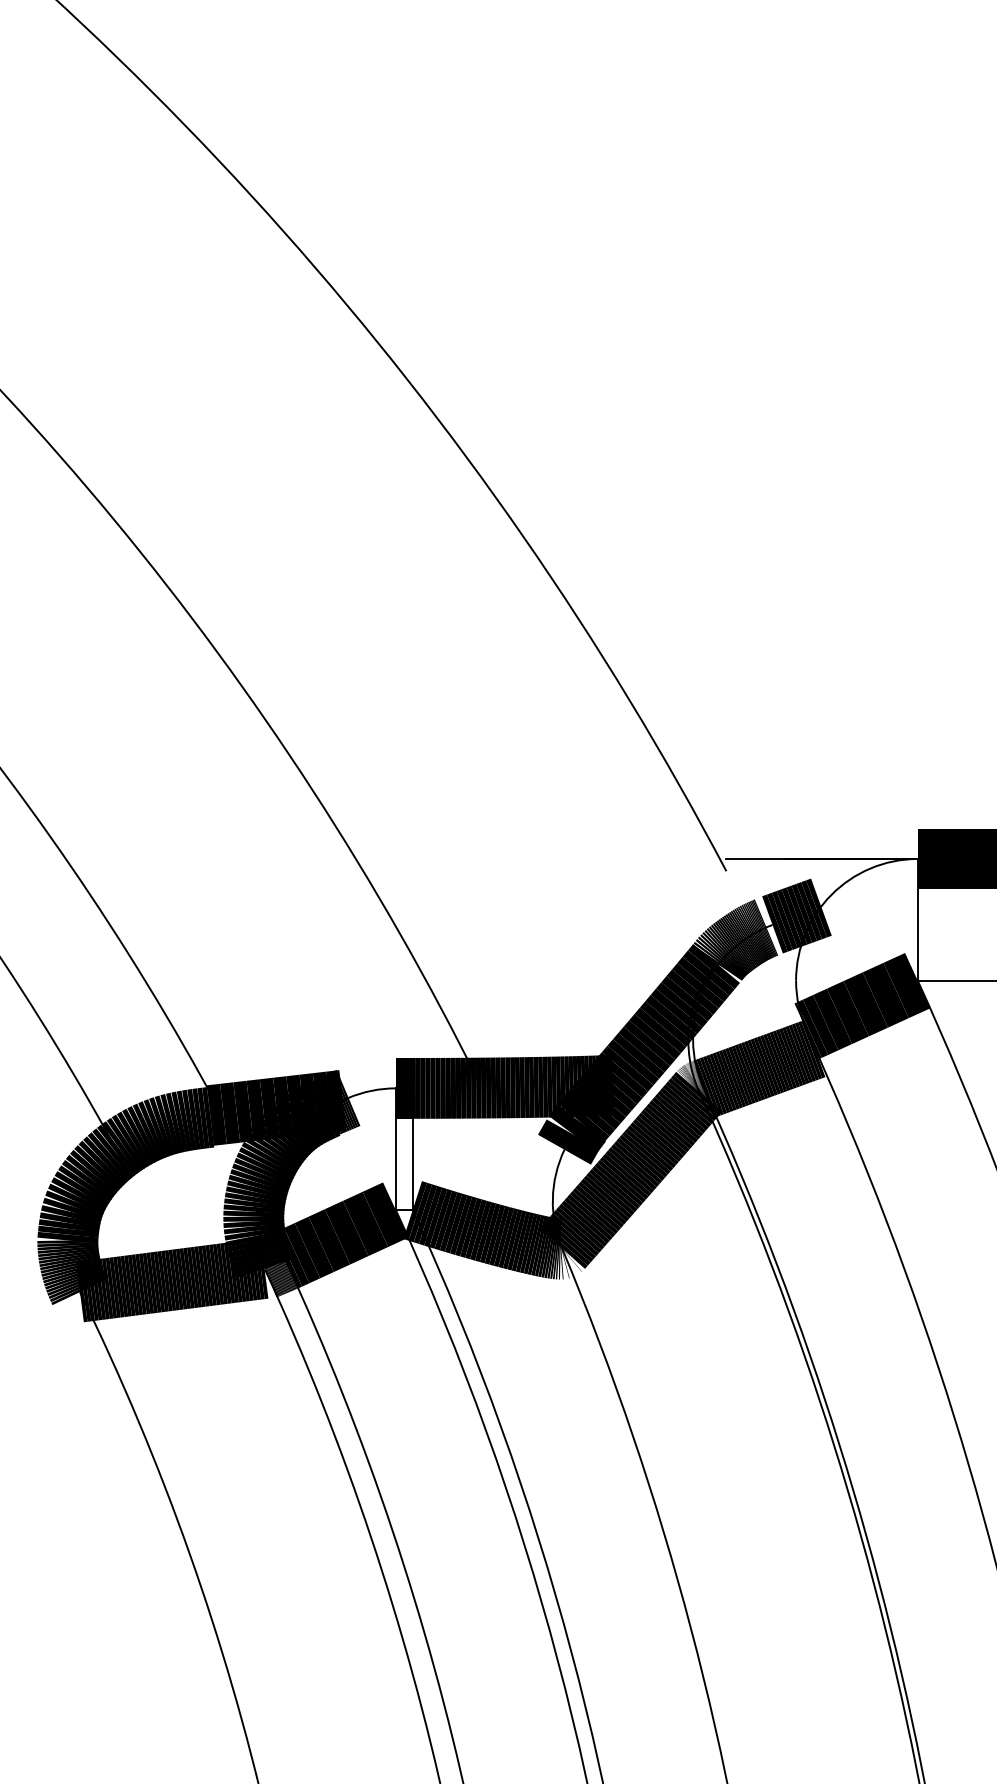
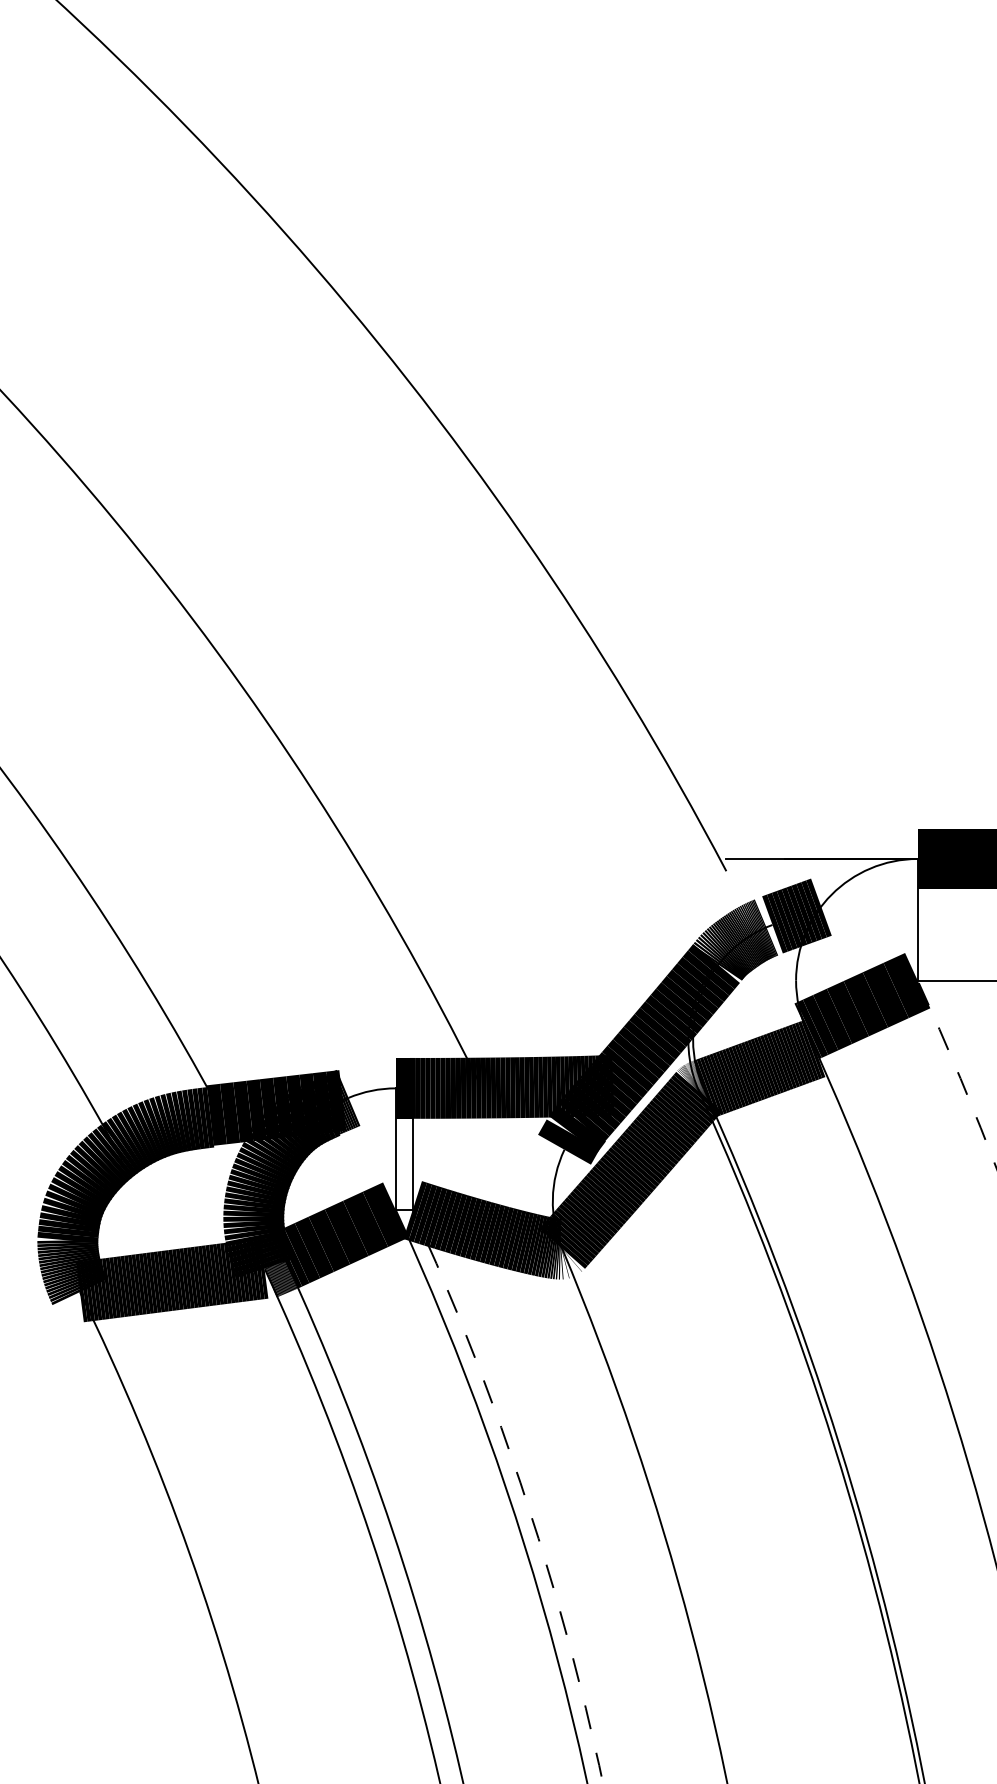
arc: solid -> dashed (958, 1074)
arc: solid -> dashed (523, 1491)
